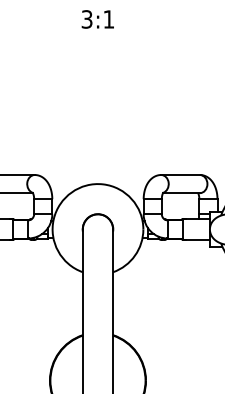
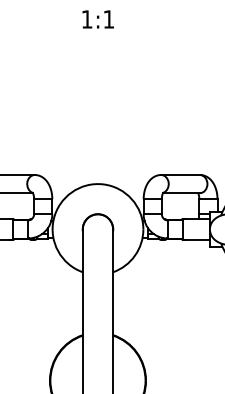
text: 3:1 -> 1:1 (86, 19)
